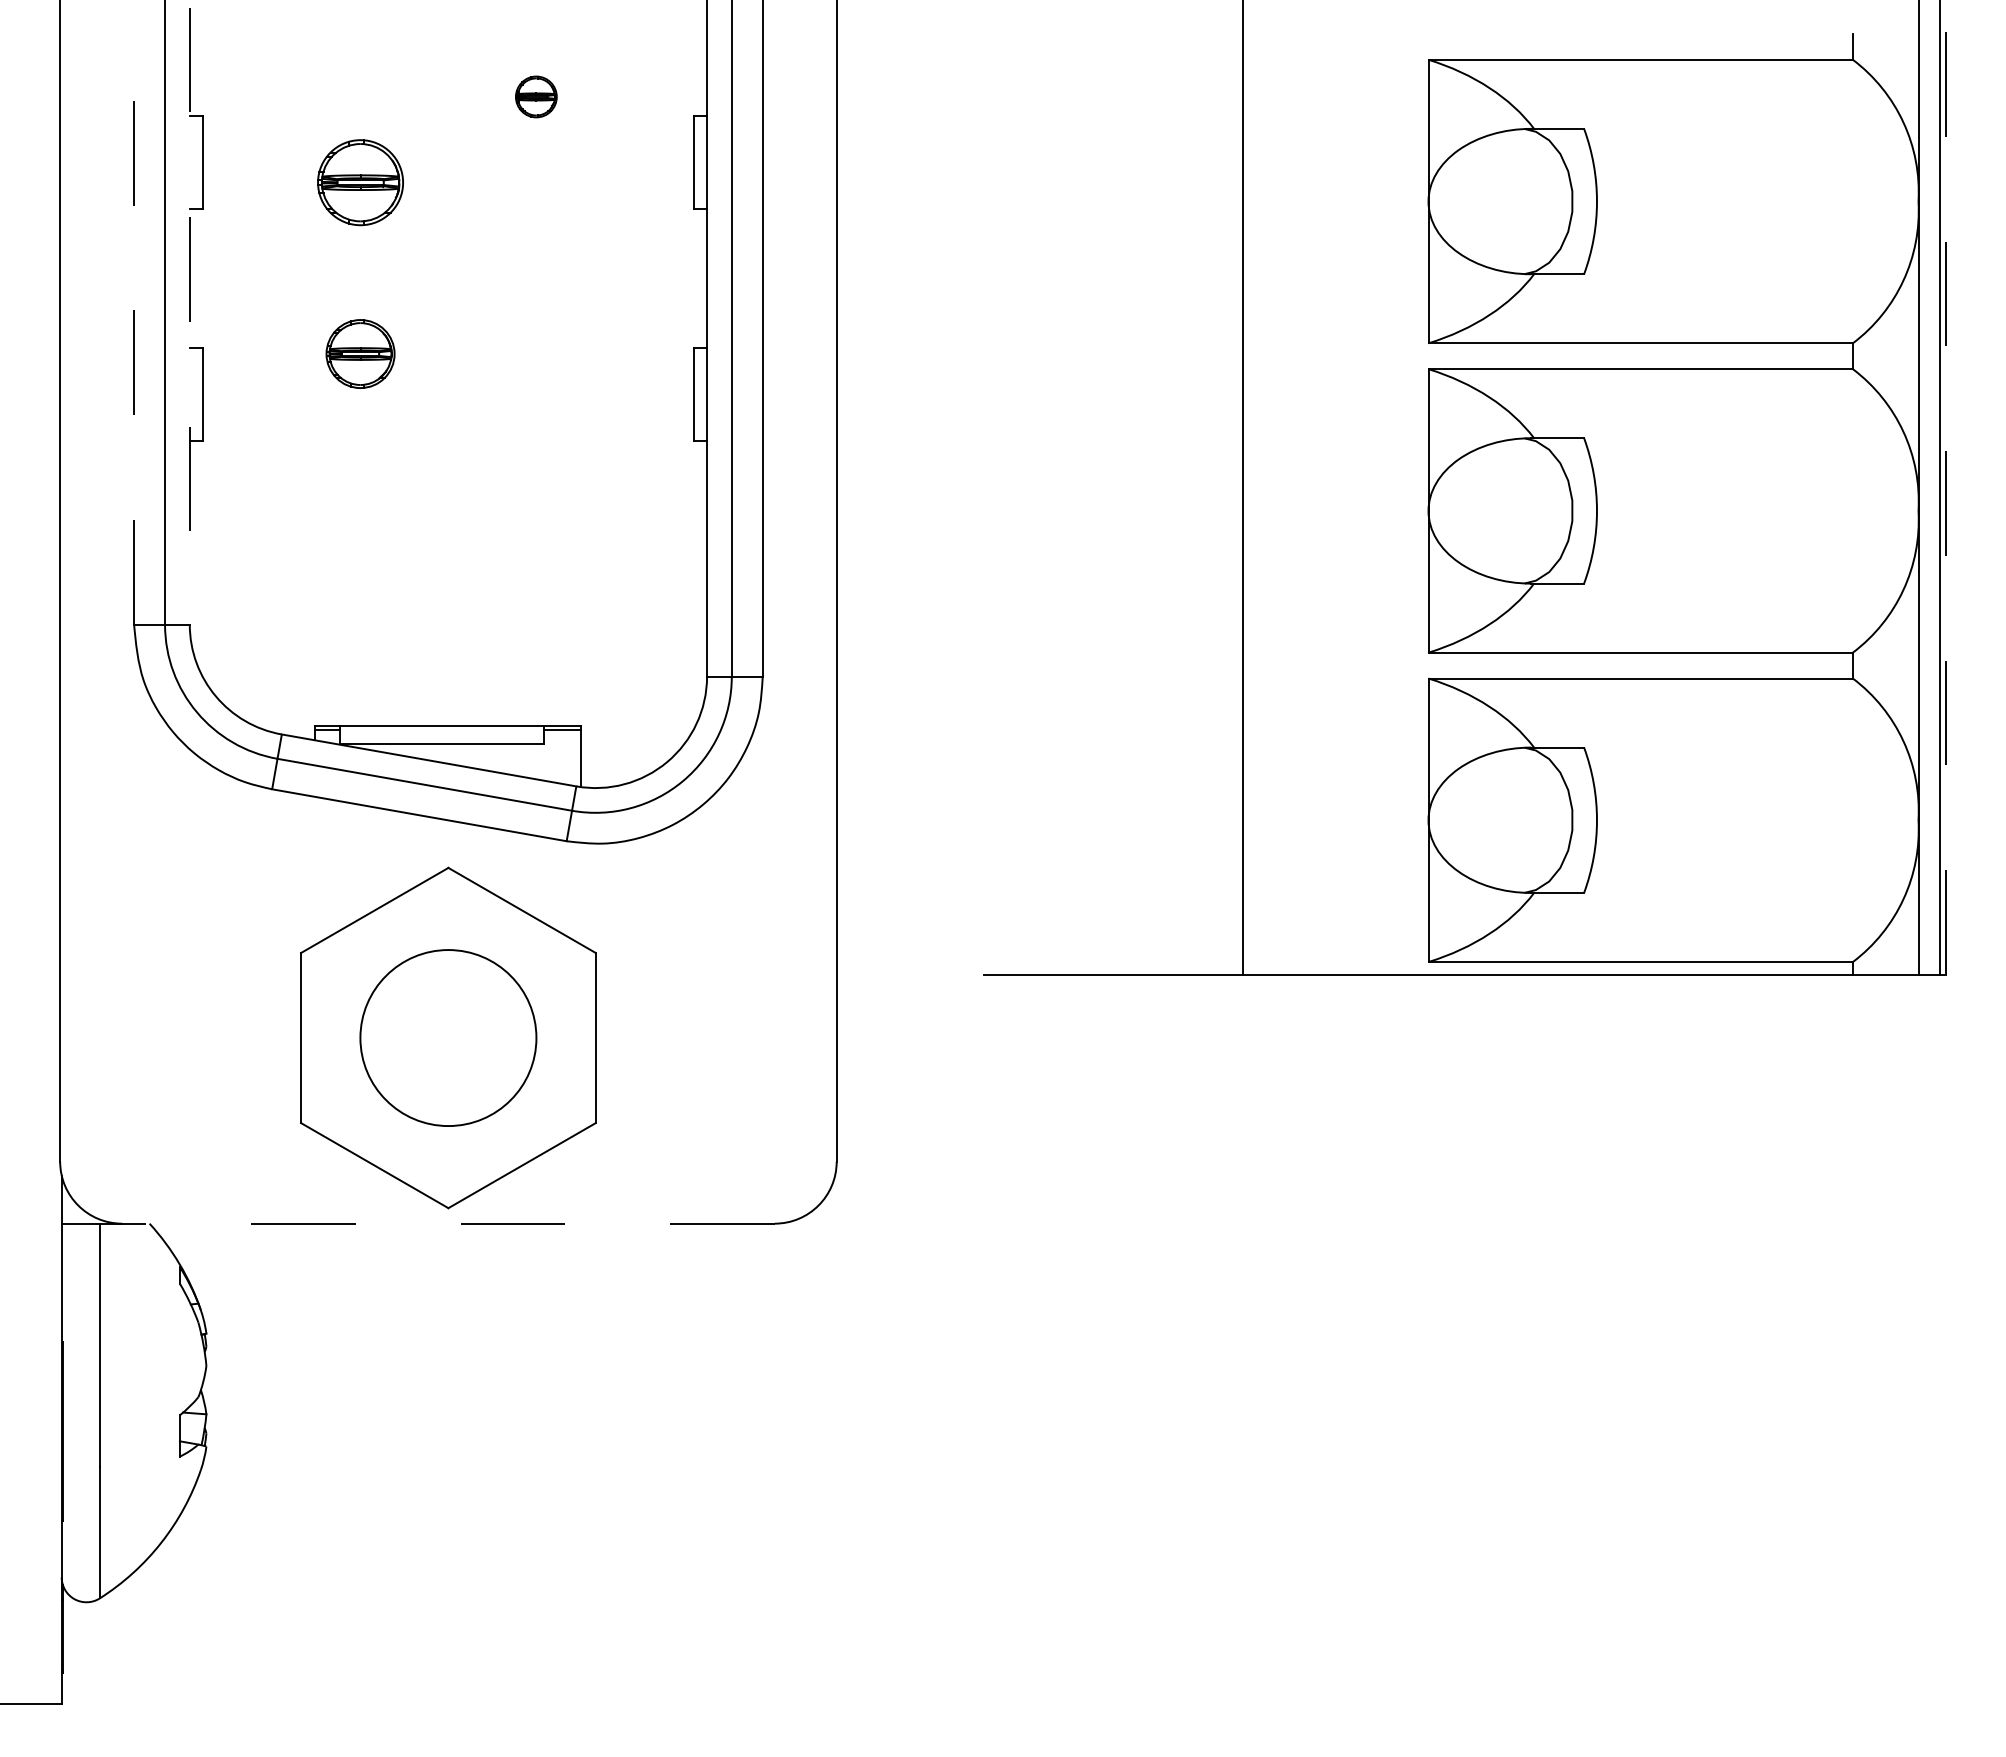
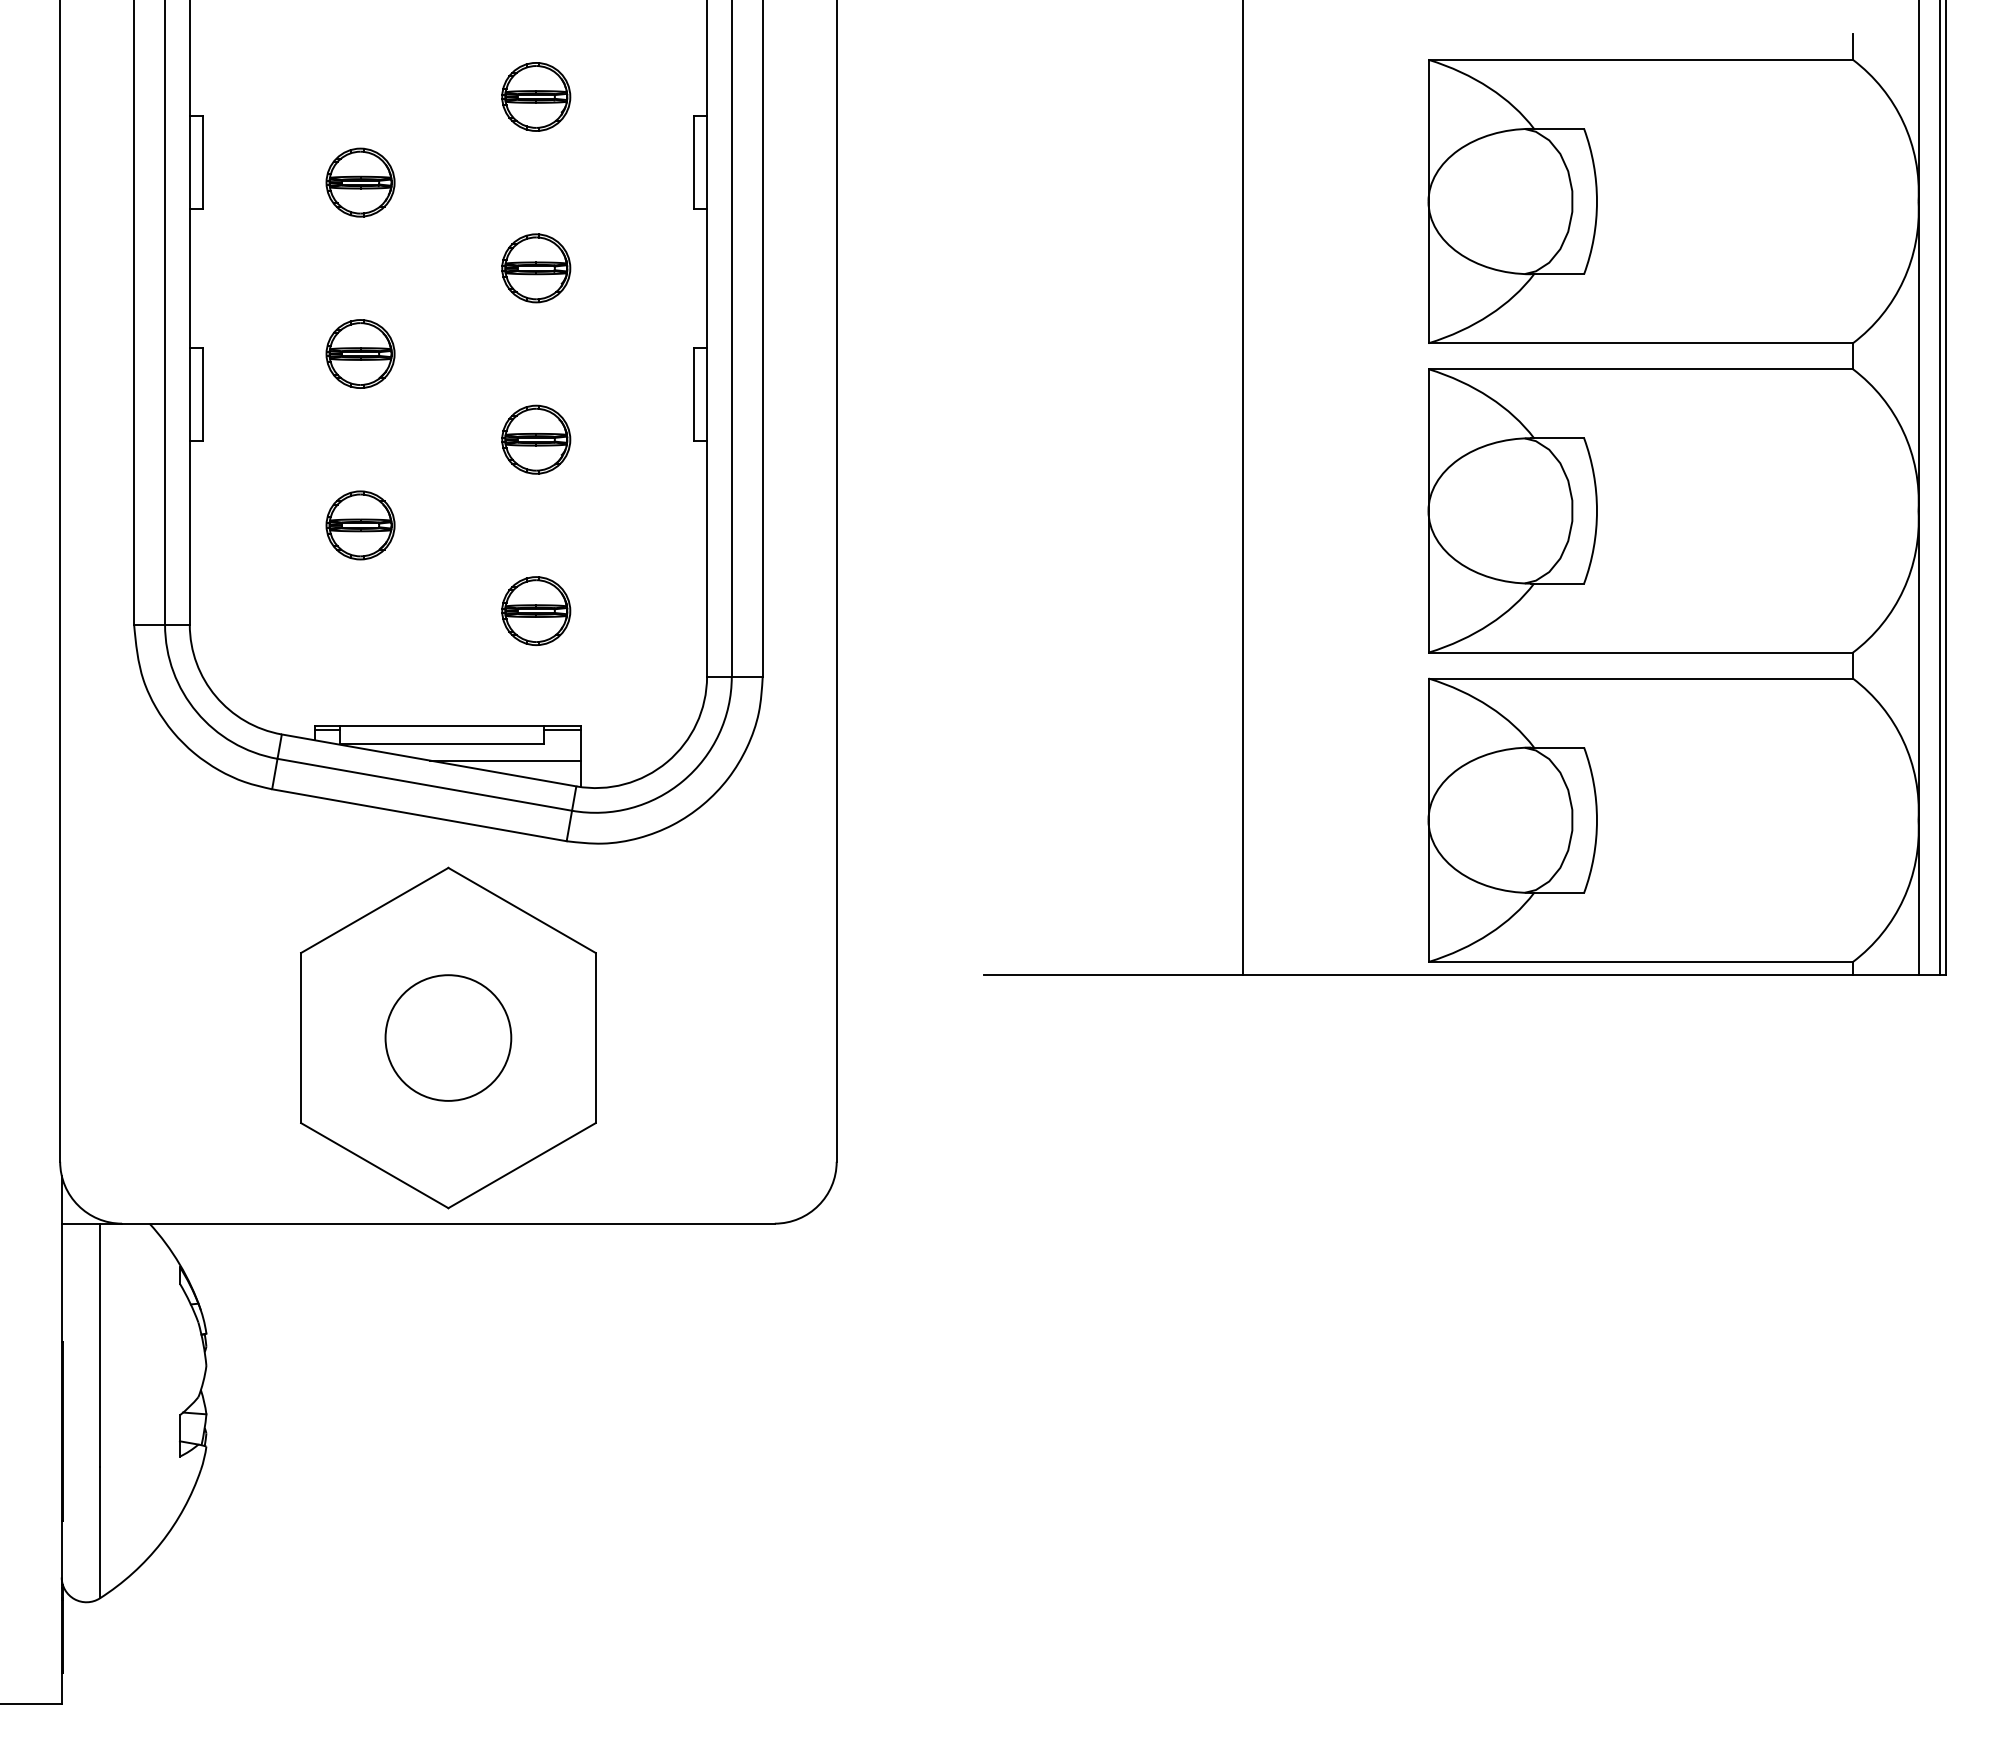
part size: 43x44 px -> 71x70 px (536, 96)
part size: 87x88 px -> 71x71 px (360, 182)
part: none -> present (536, 268)
line: dashed -> solid (134, 312)
line: dashed -> solid (189, 312)
part: none -> present (536, 439)
line: dashed -> solid (1945, 487)
part: none -> present (360, 525)
part: none -> present (536, 610)
line: none -> present (505, 760)
circle diameter: 176 px -> 126 px (448, 1037)
line: dashed -> solid (447, 1223)
